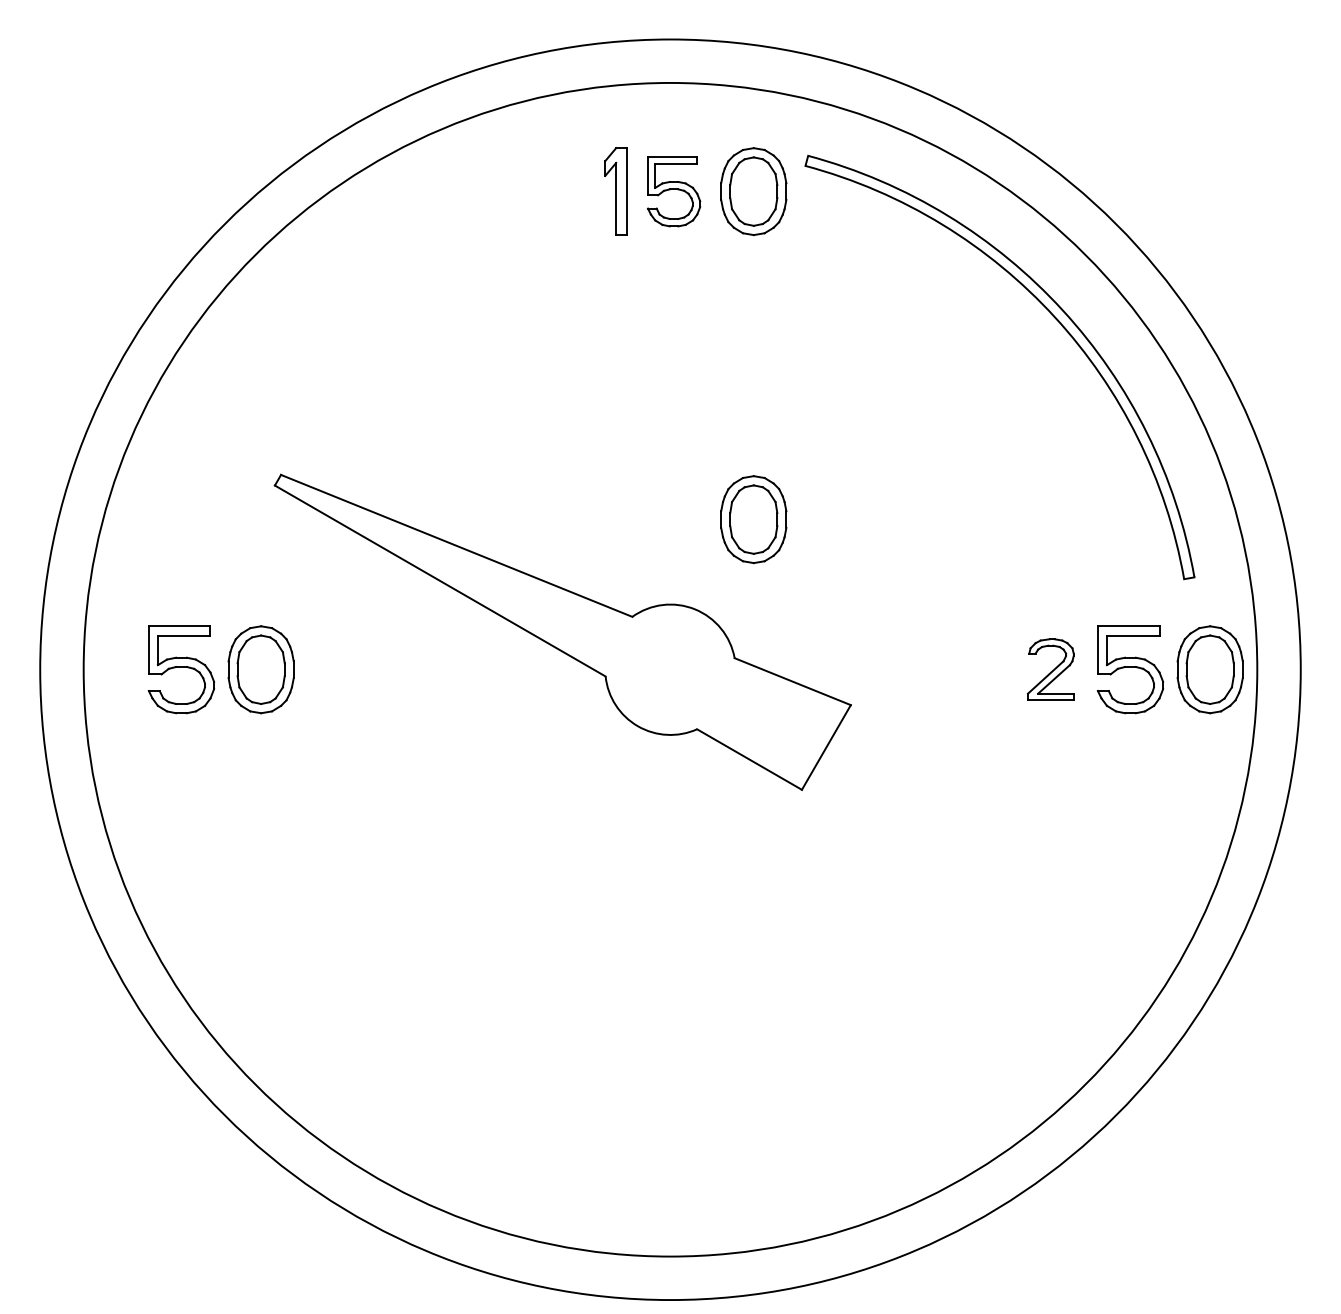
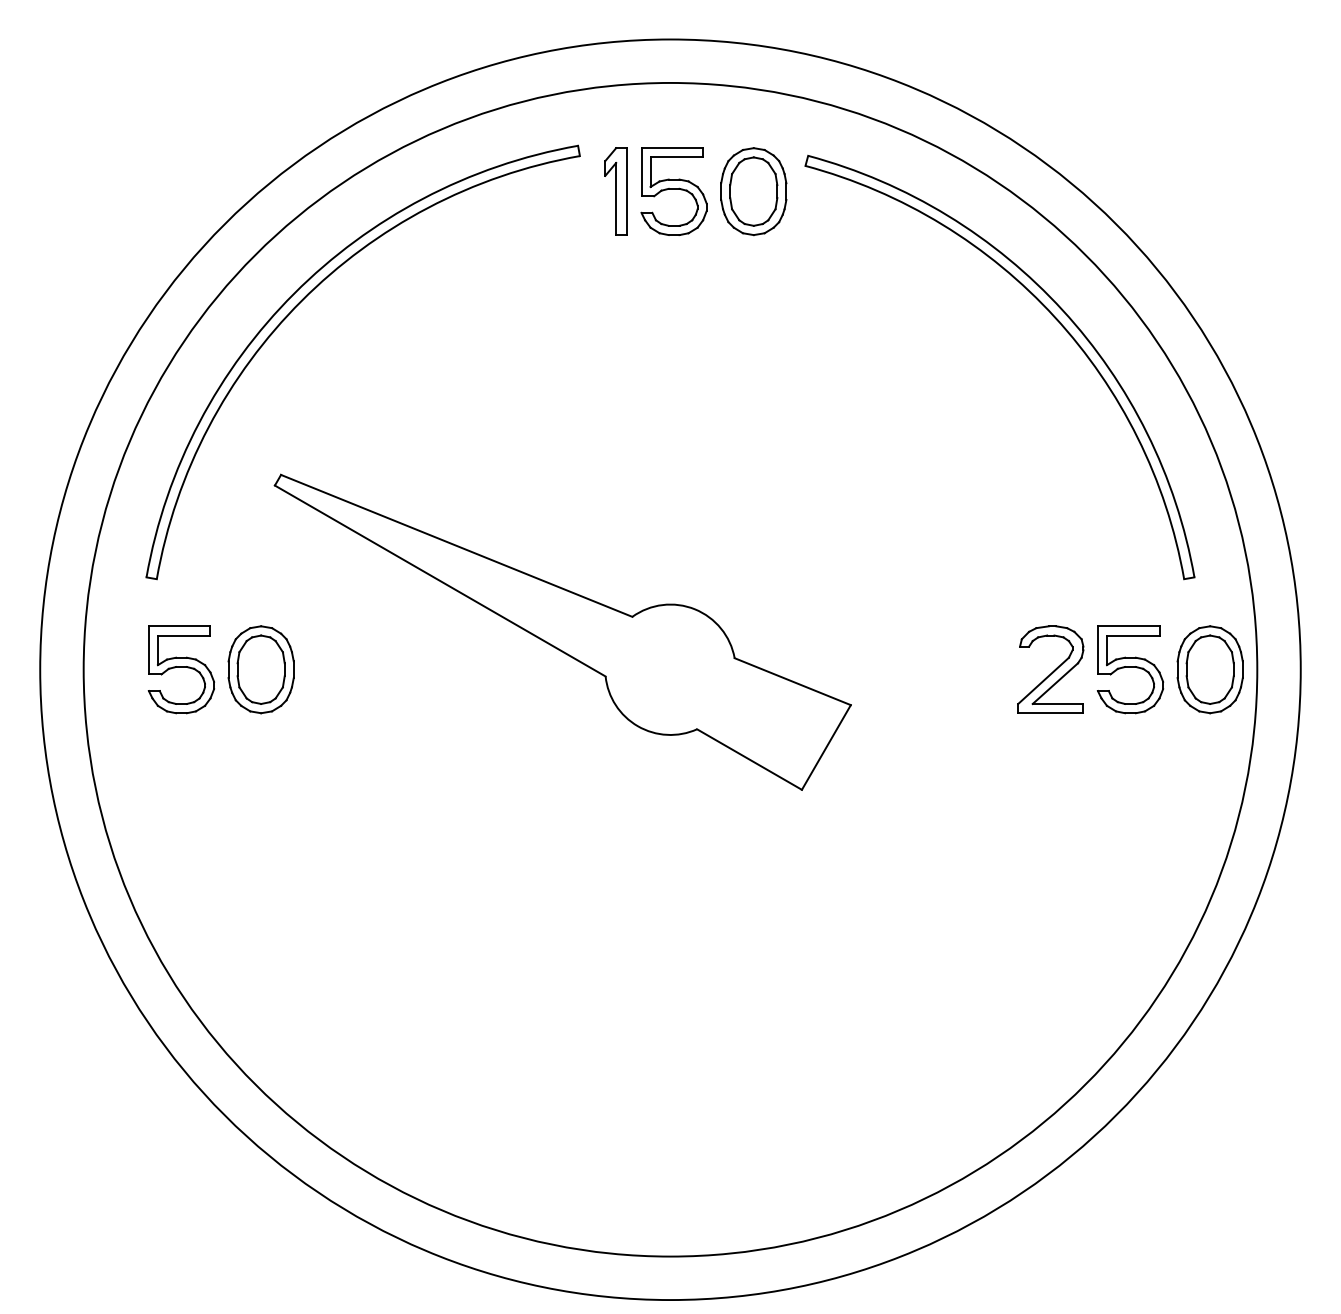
part size: 55x72 px -> 68x89 px (673, 191)
part: none -> present (302, 301)
part: present -> none (753, 519)
part size: 48x63 px -> 68x89 px (1050, 669)
